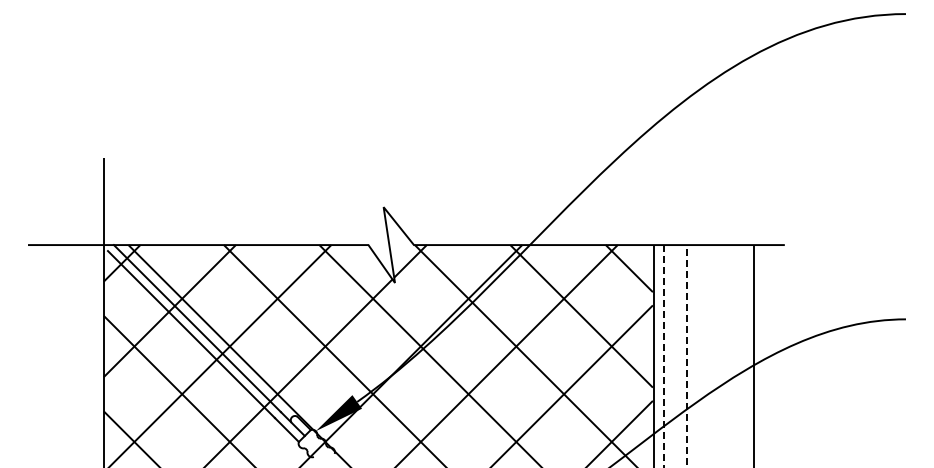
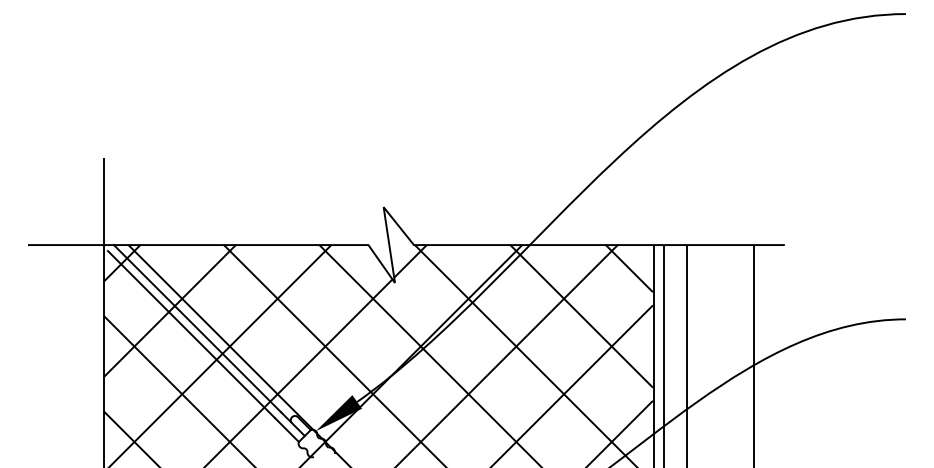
line: dashed -> solid (664, 356)
line: dashed -> solid (686, 356)
